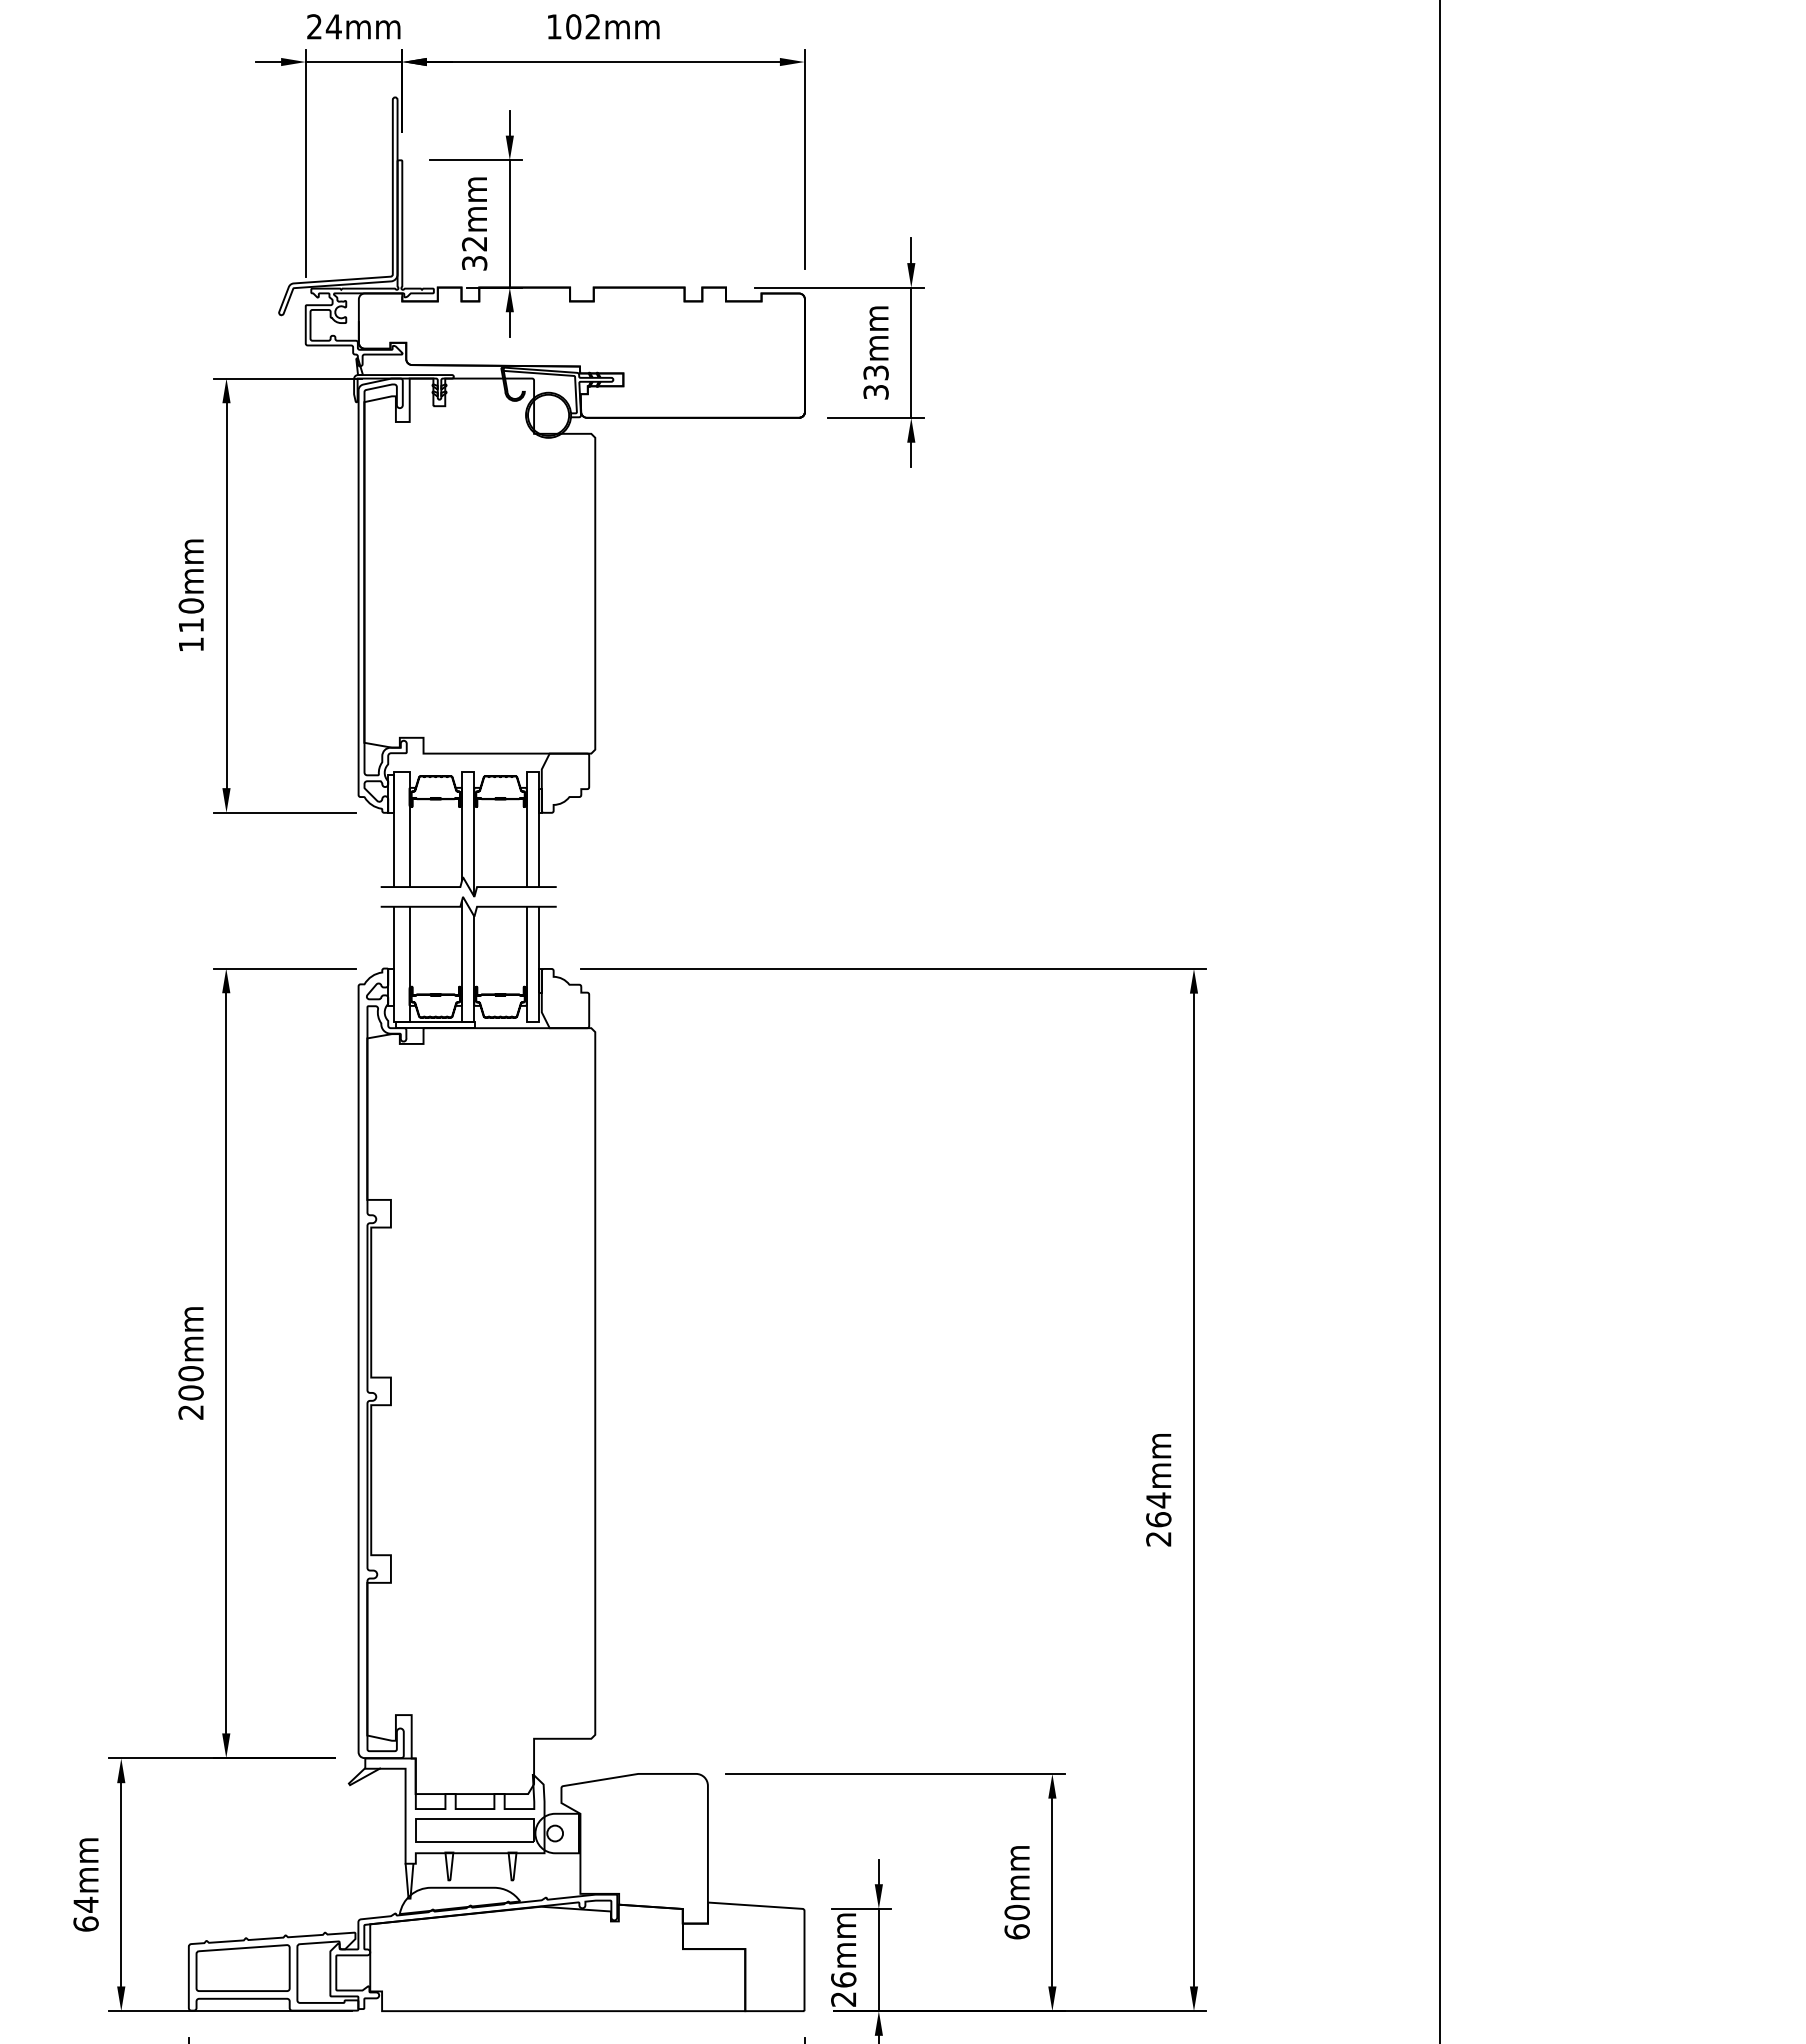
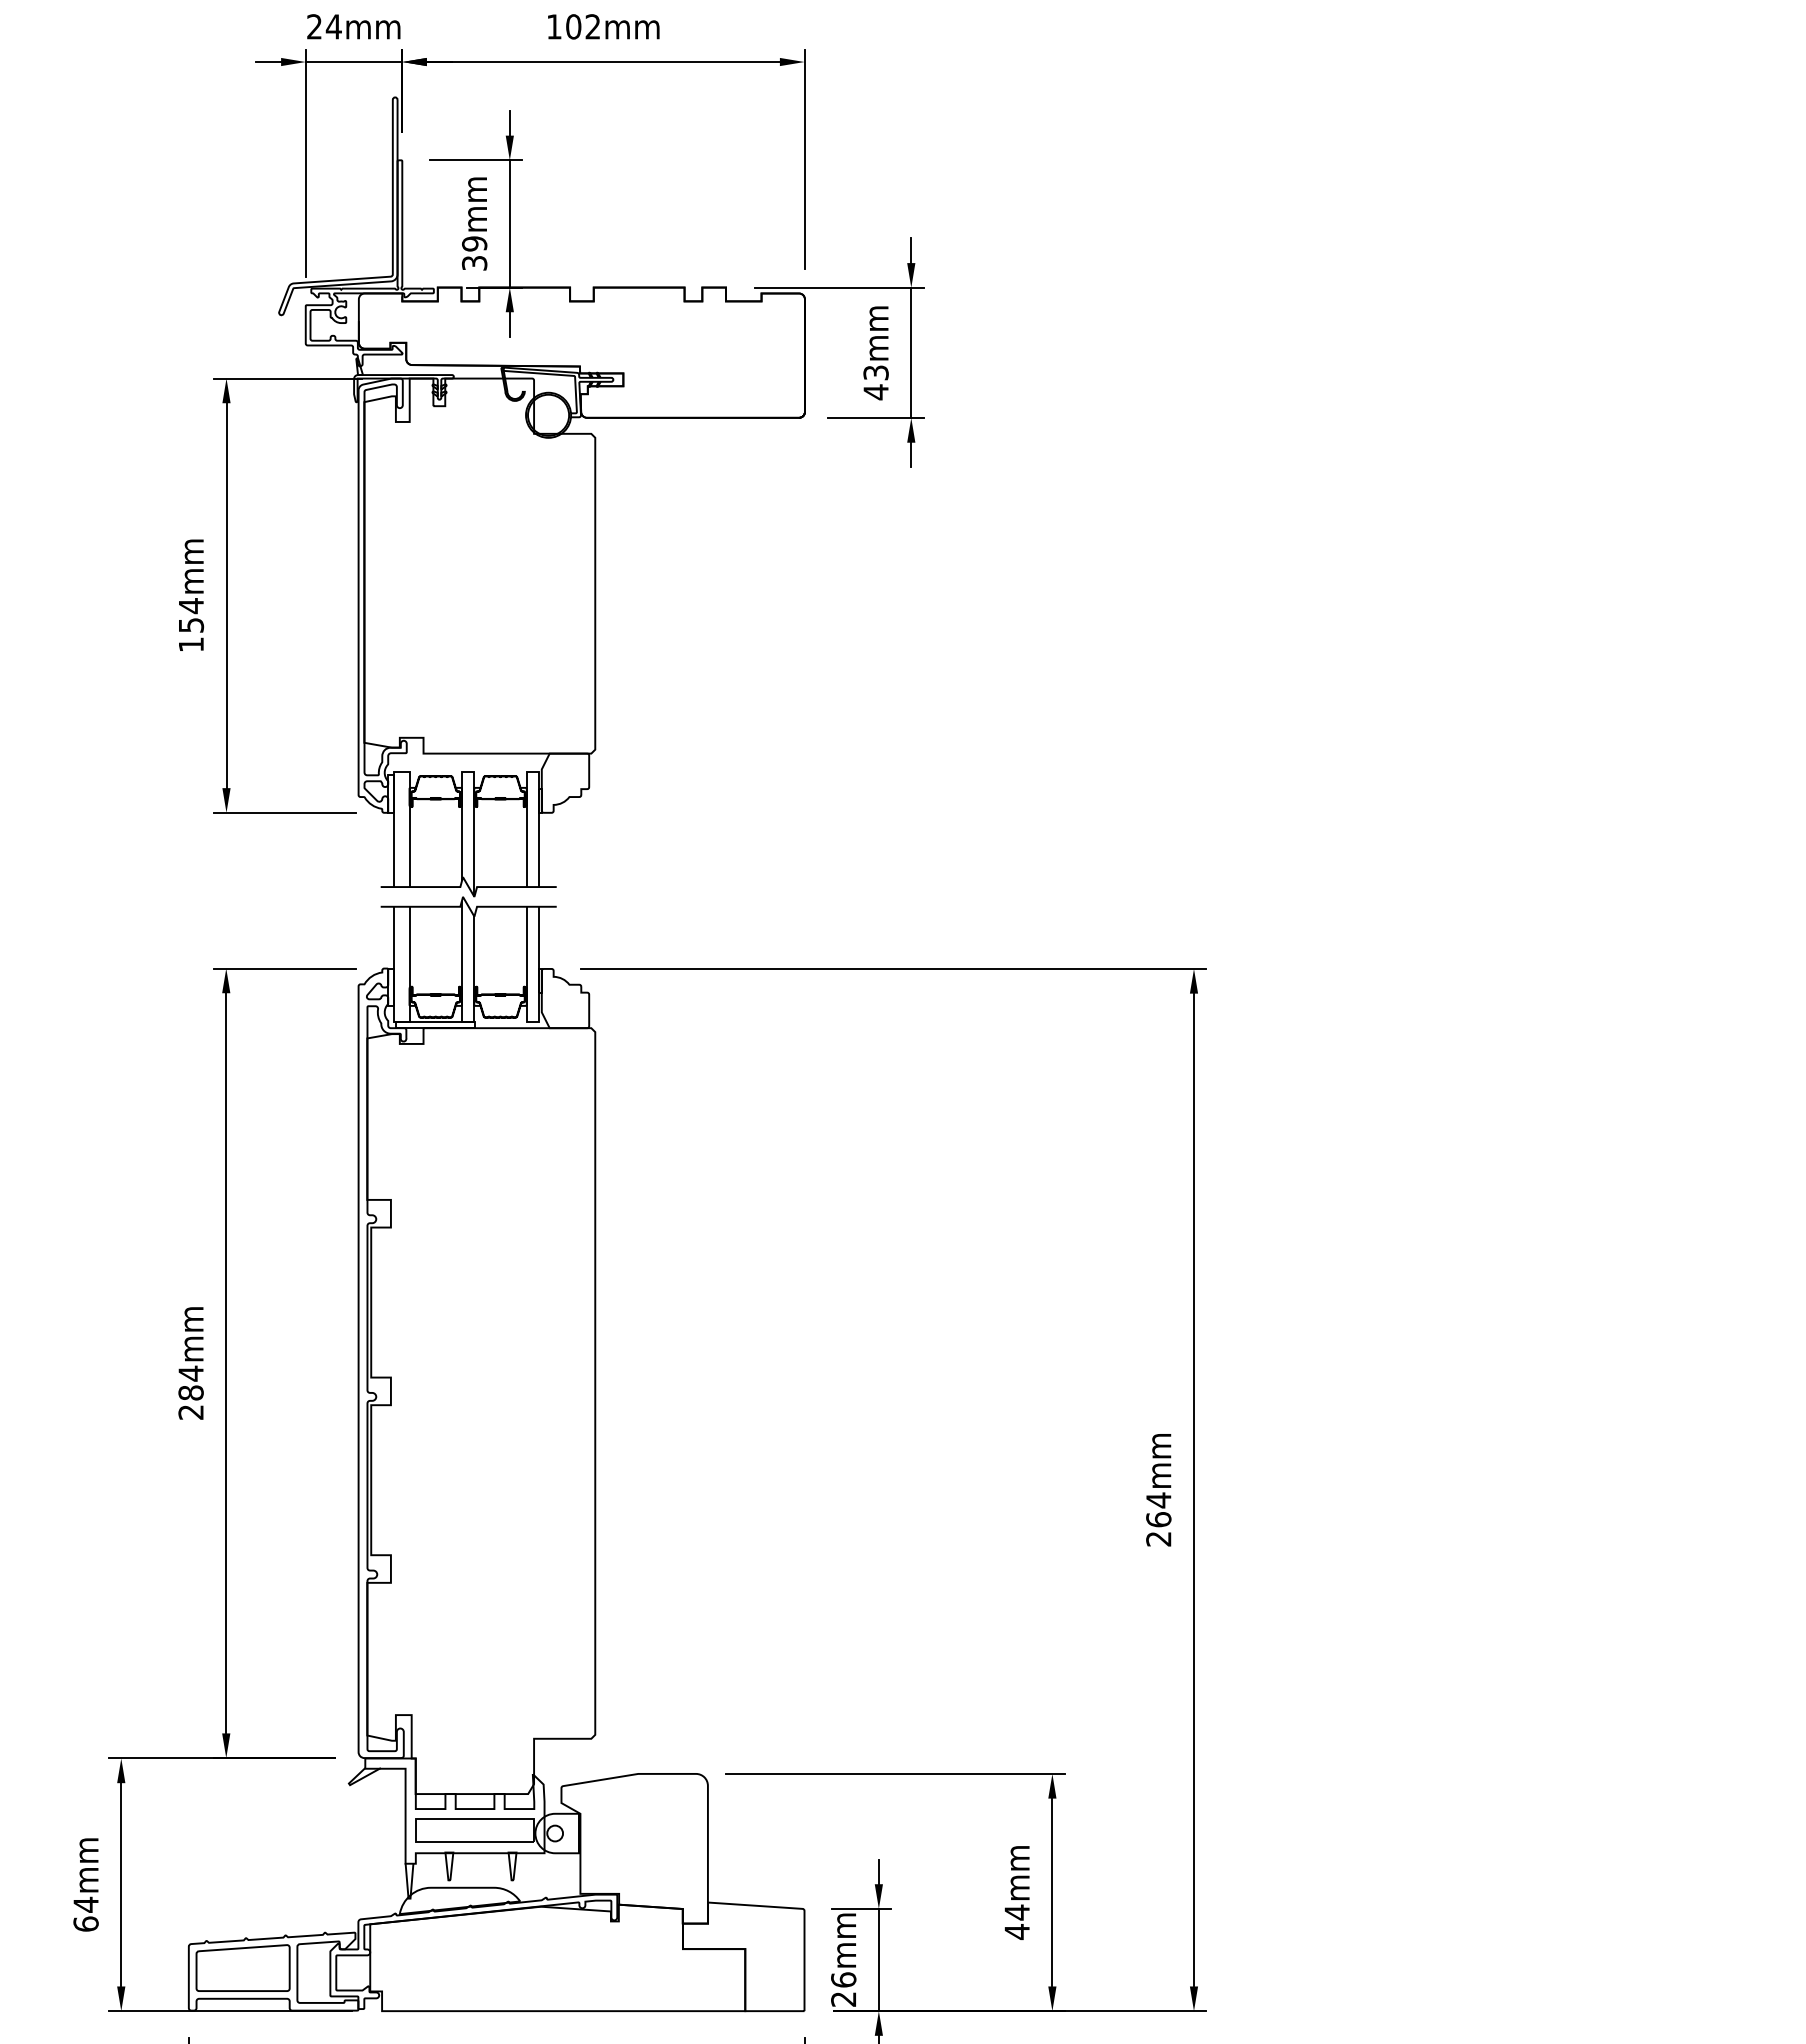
text: 32mm -> 39mm (474, 243)
text: 33mm -> 43mm (875, 392)
text: 110mm -> 154mm (191, 615)
line: present -> none (1440, 1021)
text: 200mm -> 284mm (190, 1382)
text: 60mm -> 44mm (1016, 1922)
